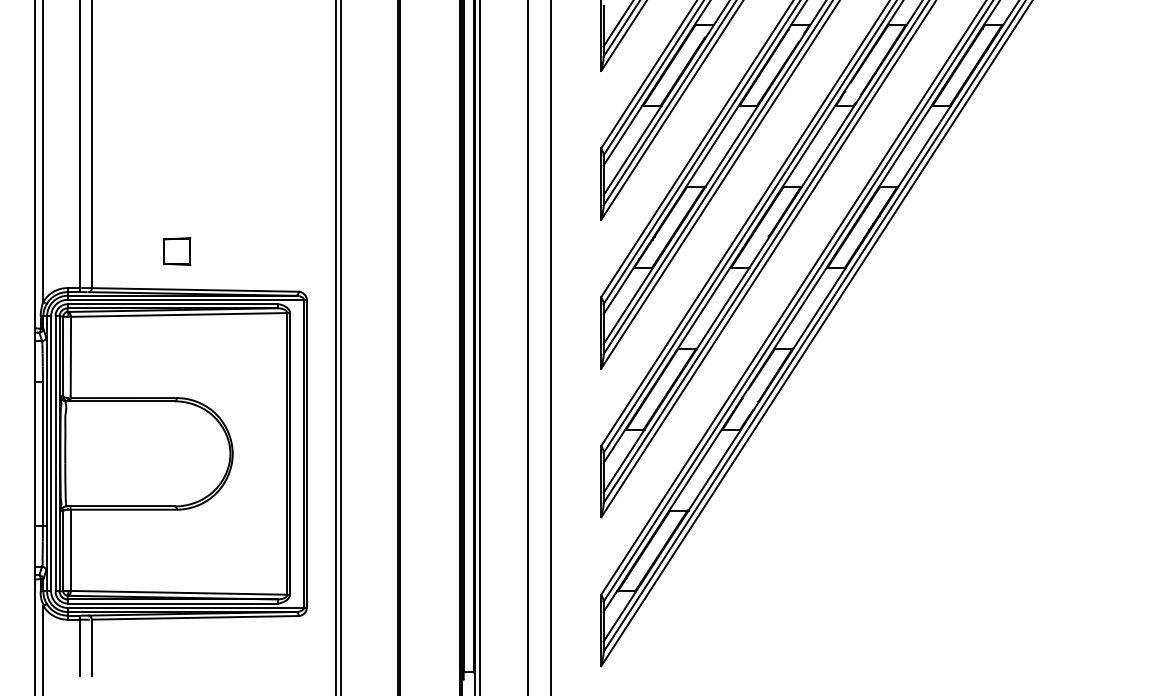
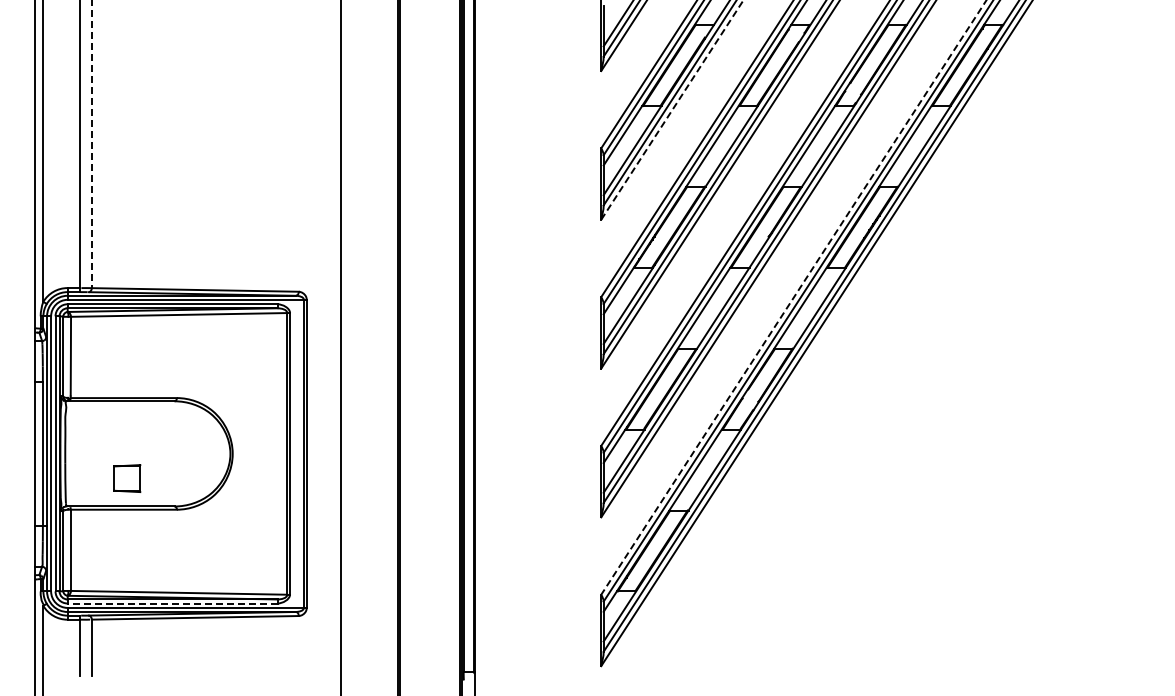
line: solid -> dashed (672, 109)
line: solid -> dashed (91, 144)
part position: (177, 251) -> (127, 478) (127, 478)
line: solid -> dashed (793, 297)
line: present -> none (335, 347)
line: present -> none (480, 347)
line: present -> none (528, 347)
line: present -> none (550, 347)
line: solid -> dashed (172, 603)
